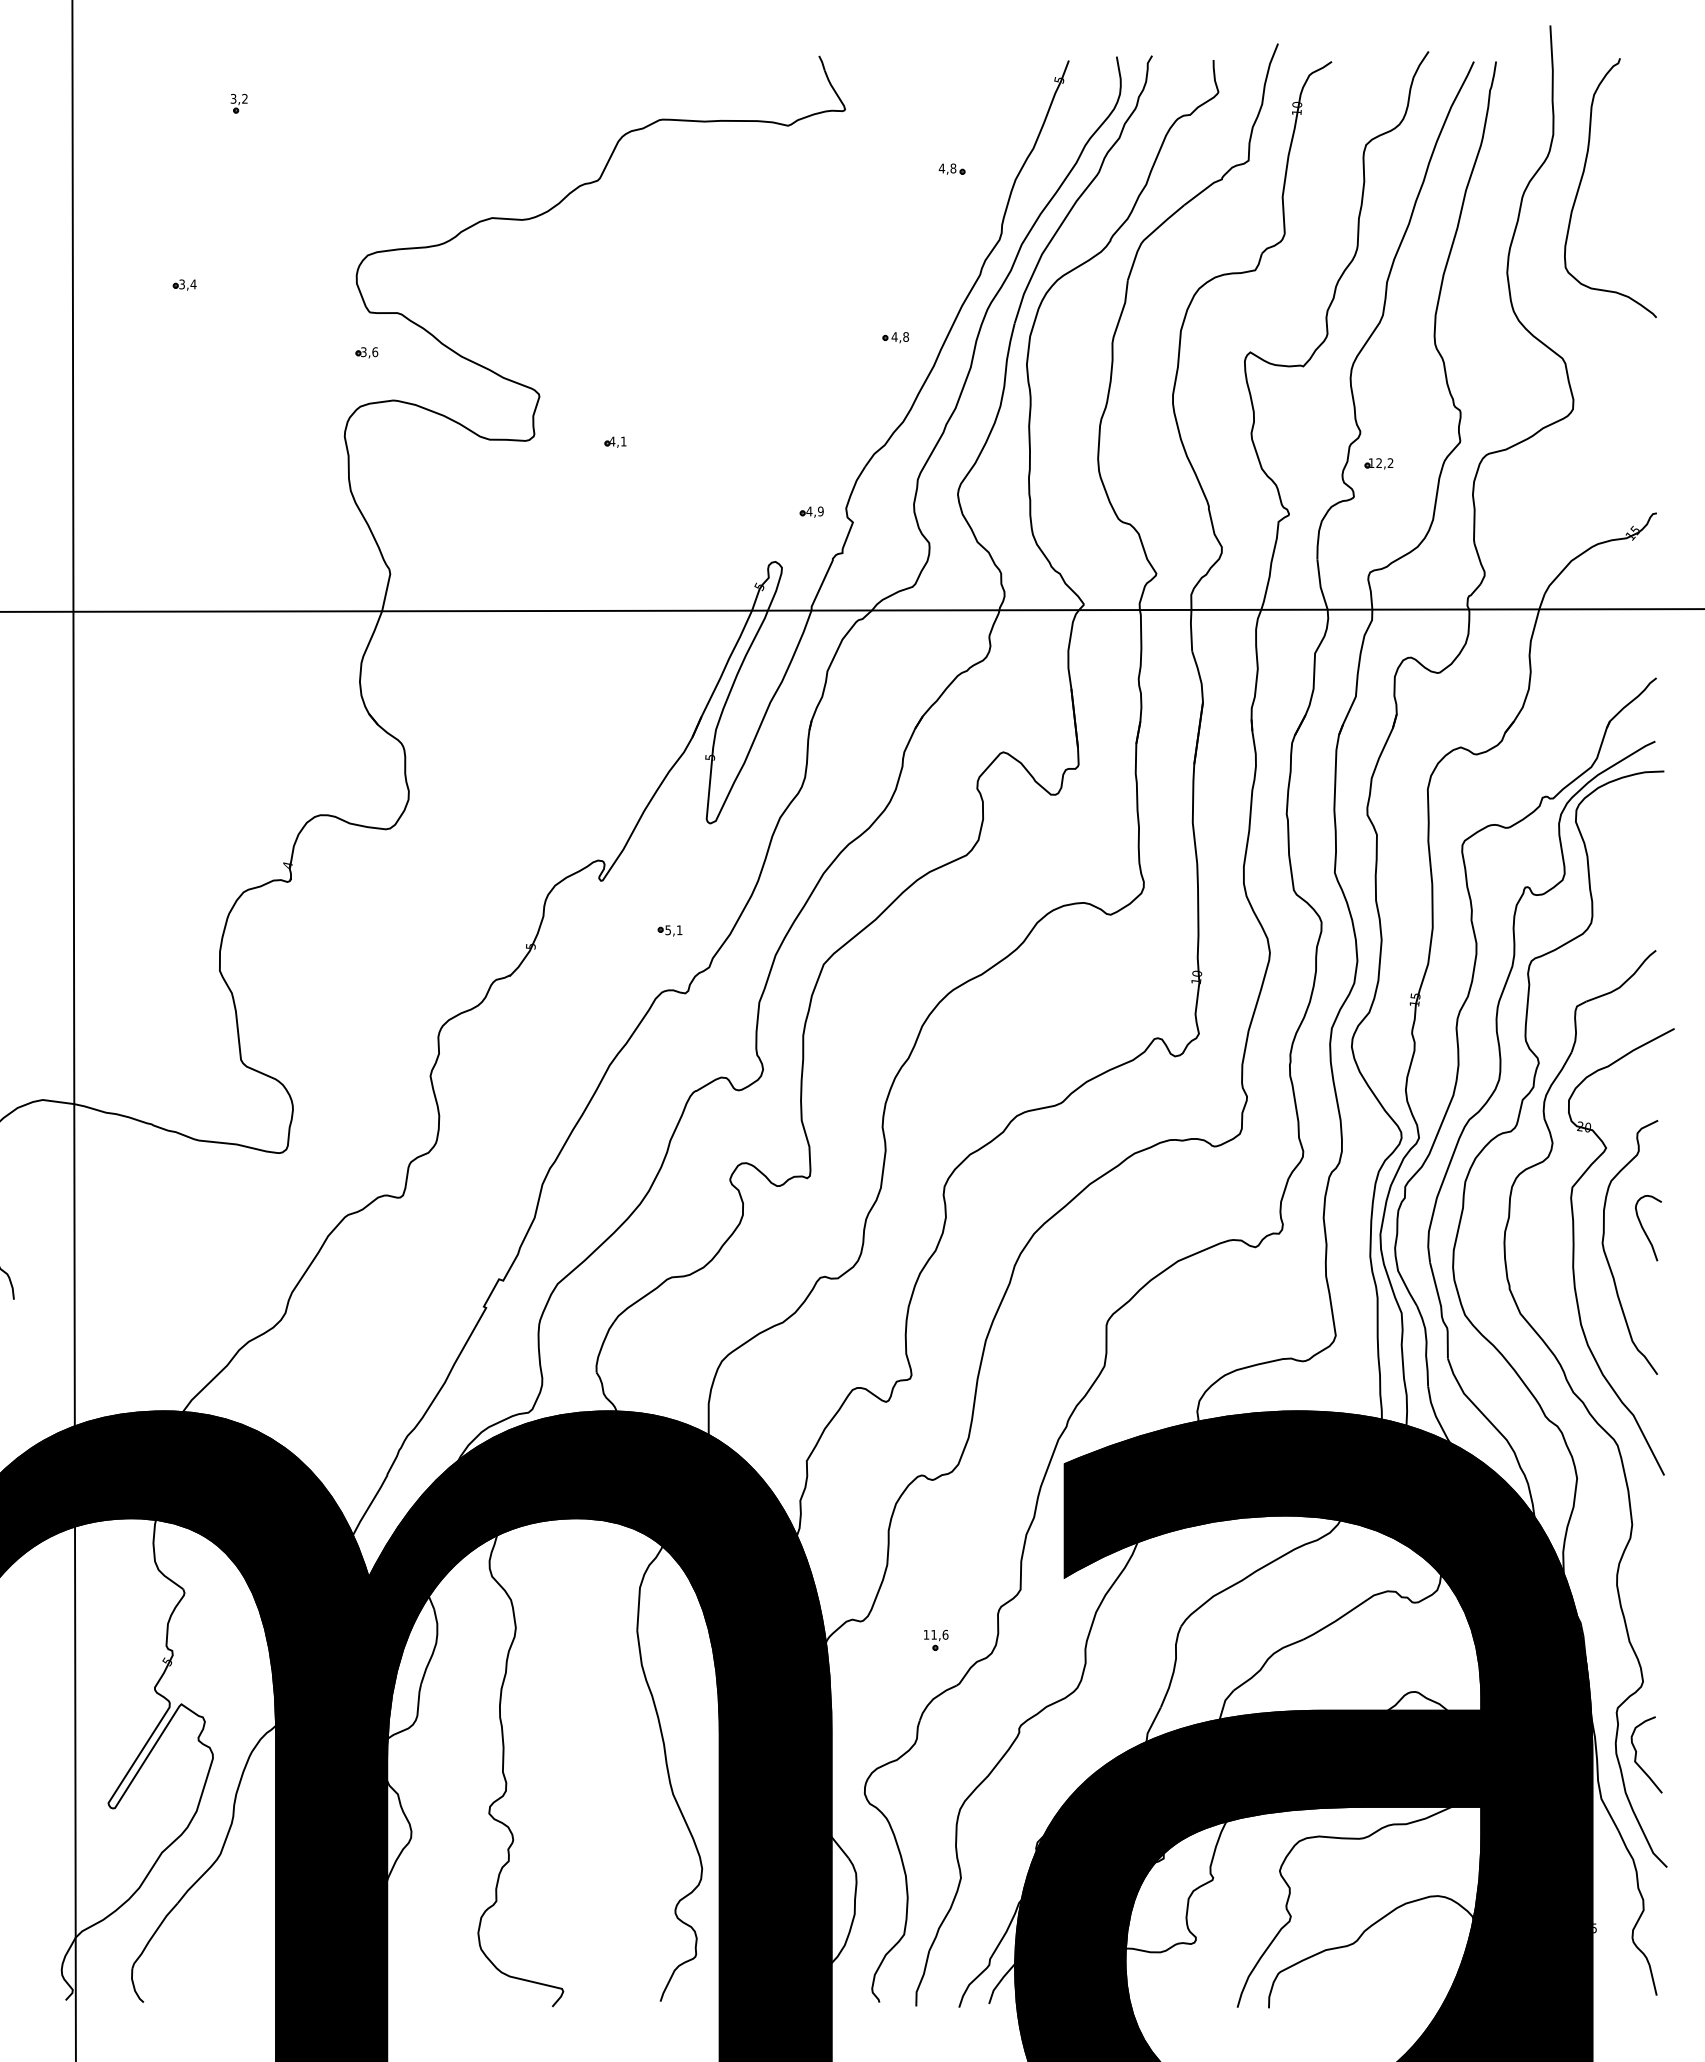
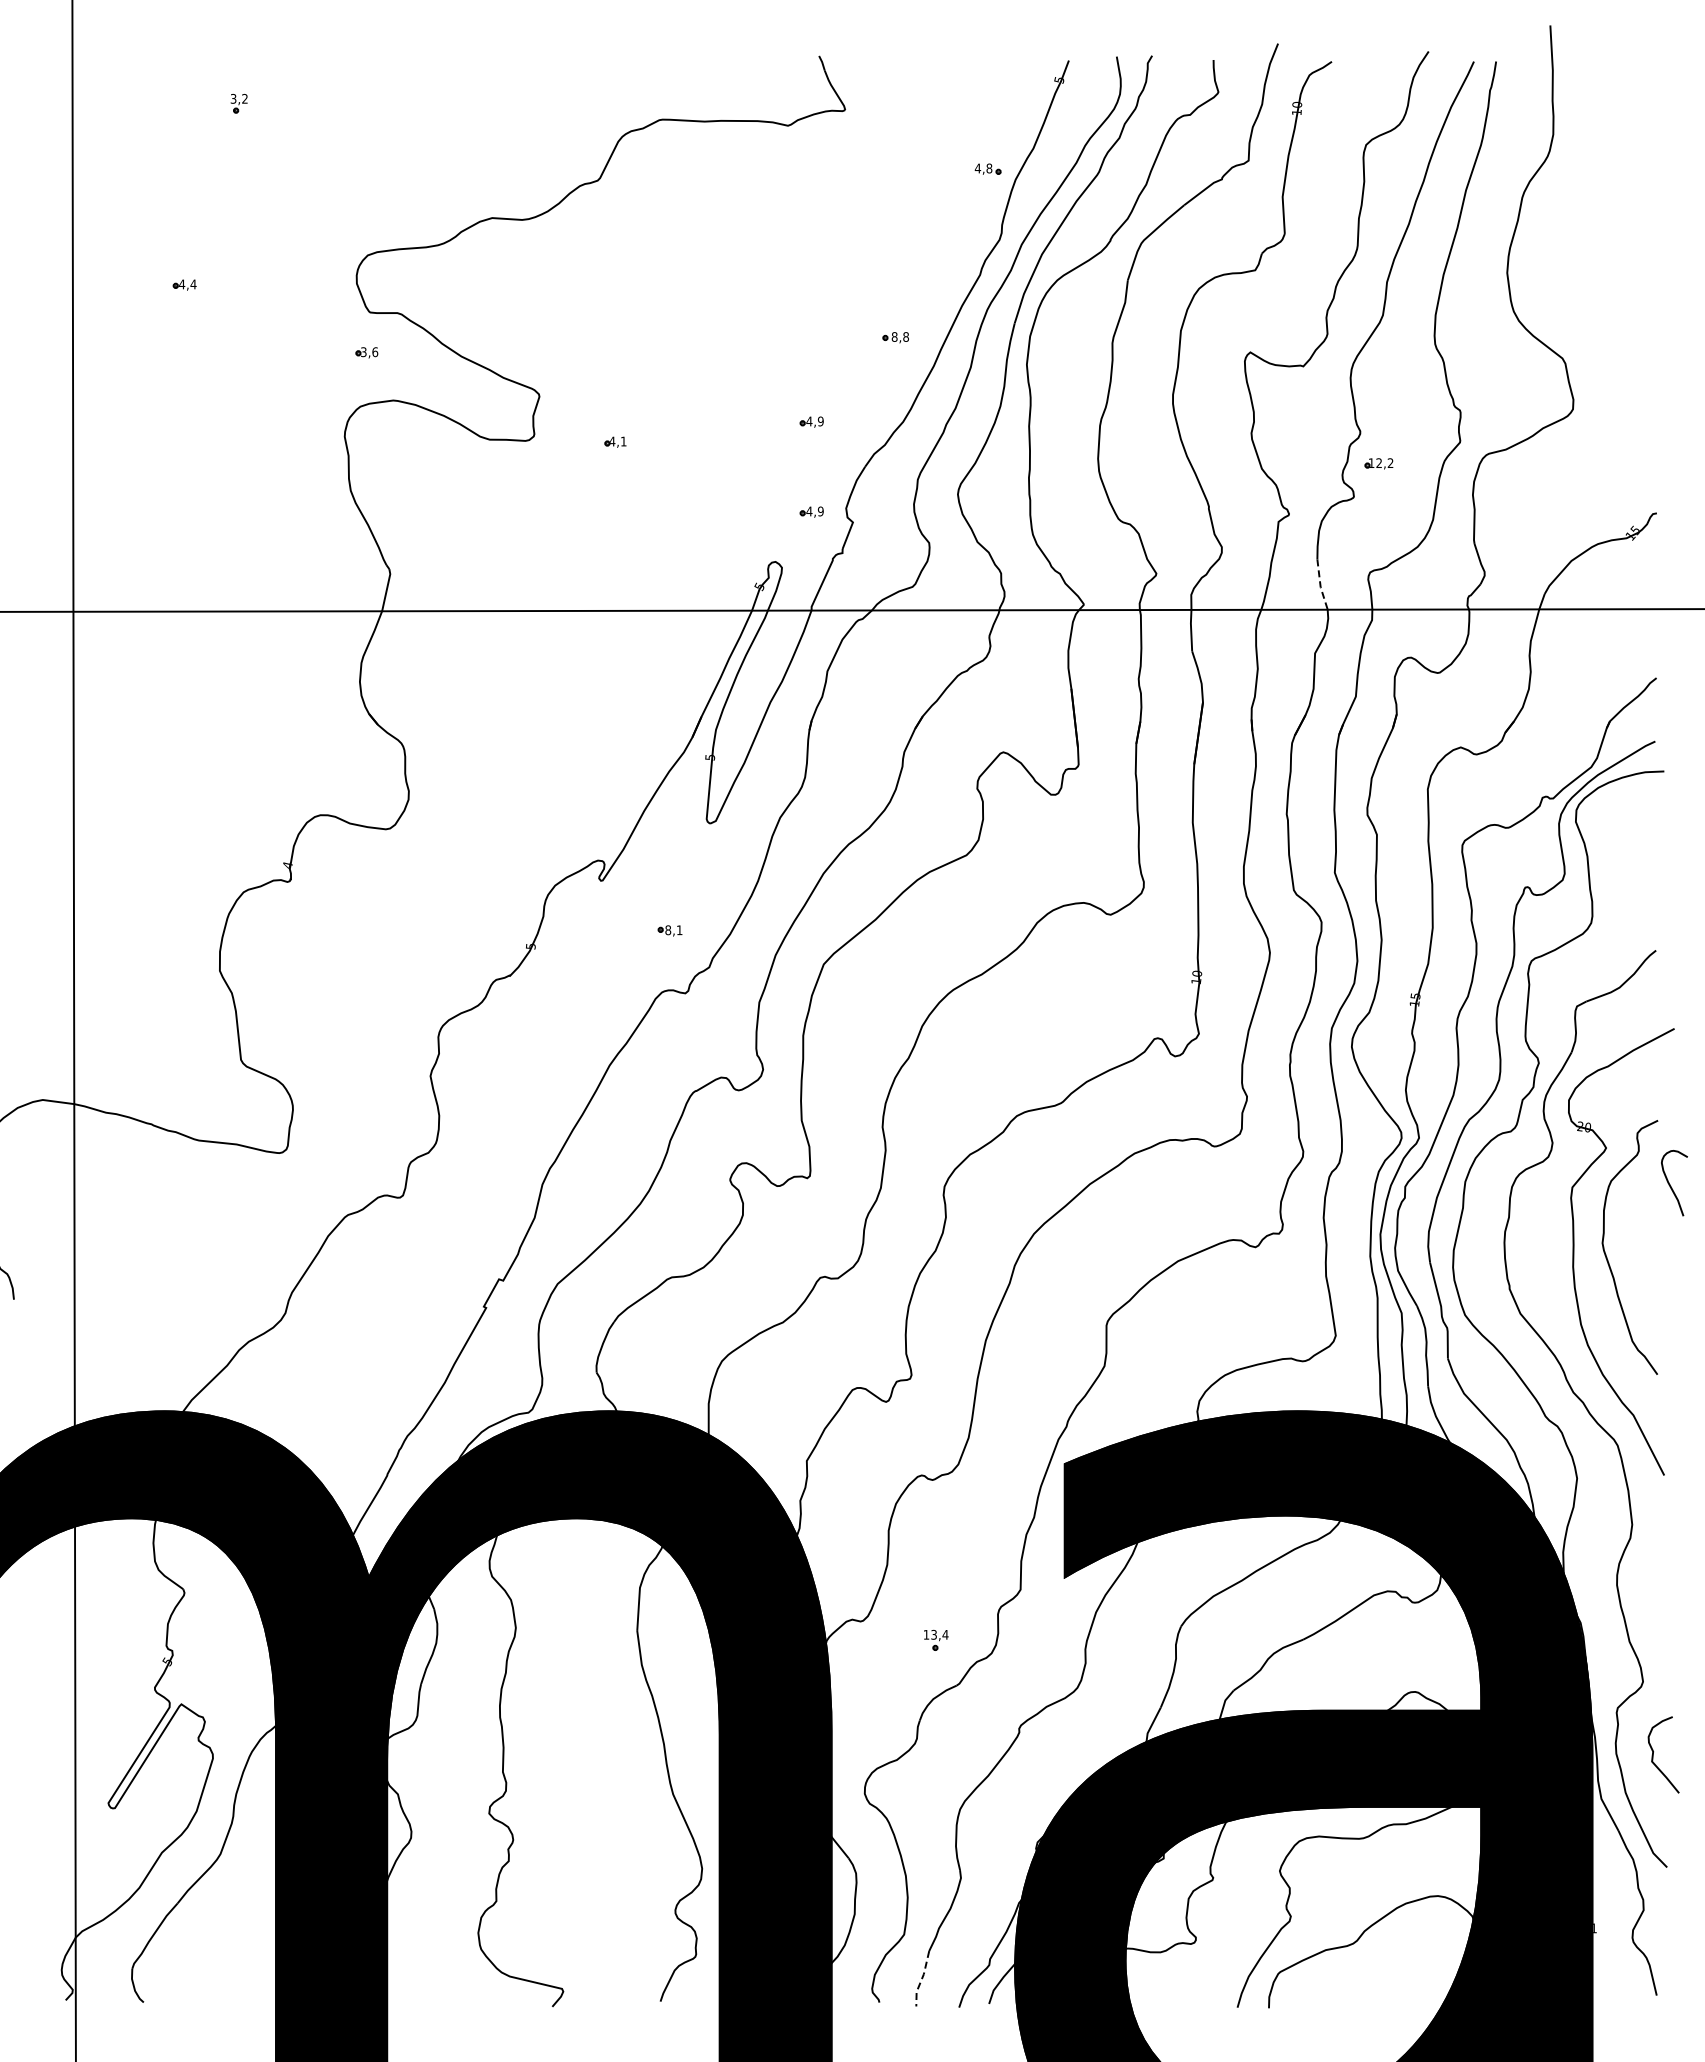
part position: (951, 168) -> (987, 168) (987, 168)
curve: present -> none (1582, 179)
text: 3,4 -> 4,4 (182, 284)
text: 4,8 -> 8,8 (894, 336)
part: none -> present (811, 421)
line: solid -> dashed (1320, 585)
text: 5,1 -> 8,1 (668, 930)
curve position: (1644, 1229) -> (1670, 1184) (1670, 1184)
text: 11,6 -> 13,4 (939, 1634)
curve position: (1636, 1754) -> (1653, 1754) (1653, 1754)
text: 17,5 -> 16,1 (1594, 1928)
line: solid -> dashed (921, 1979)
